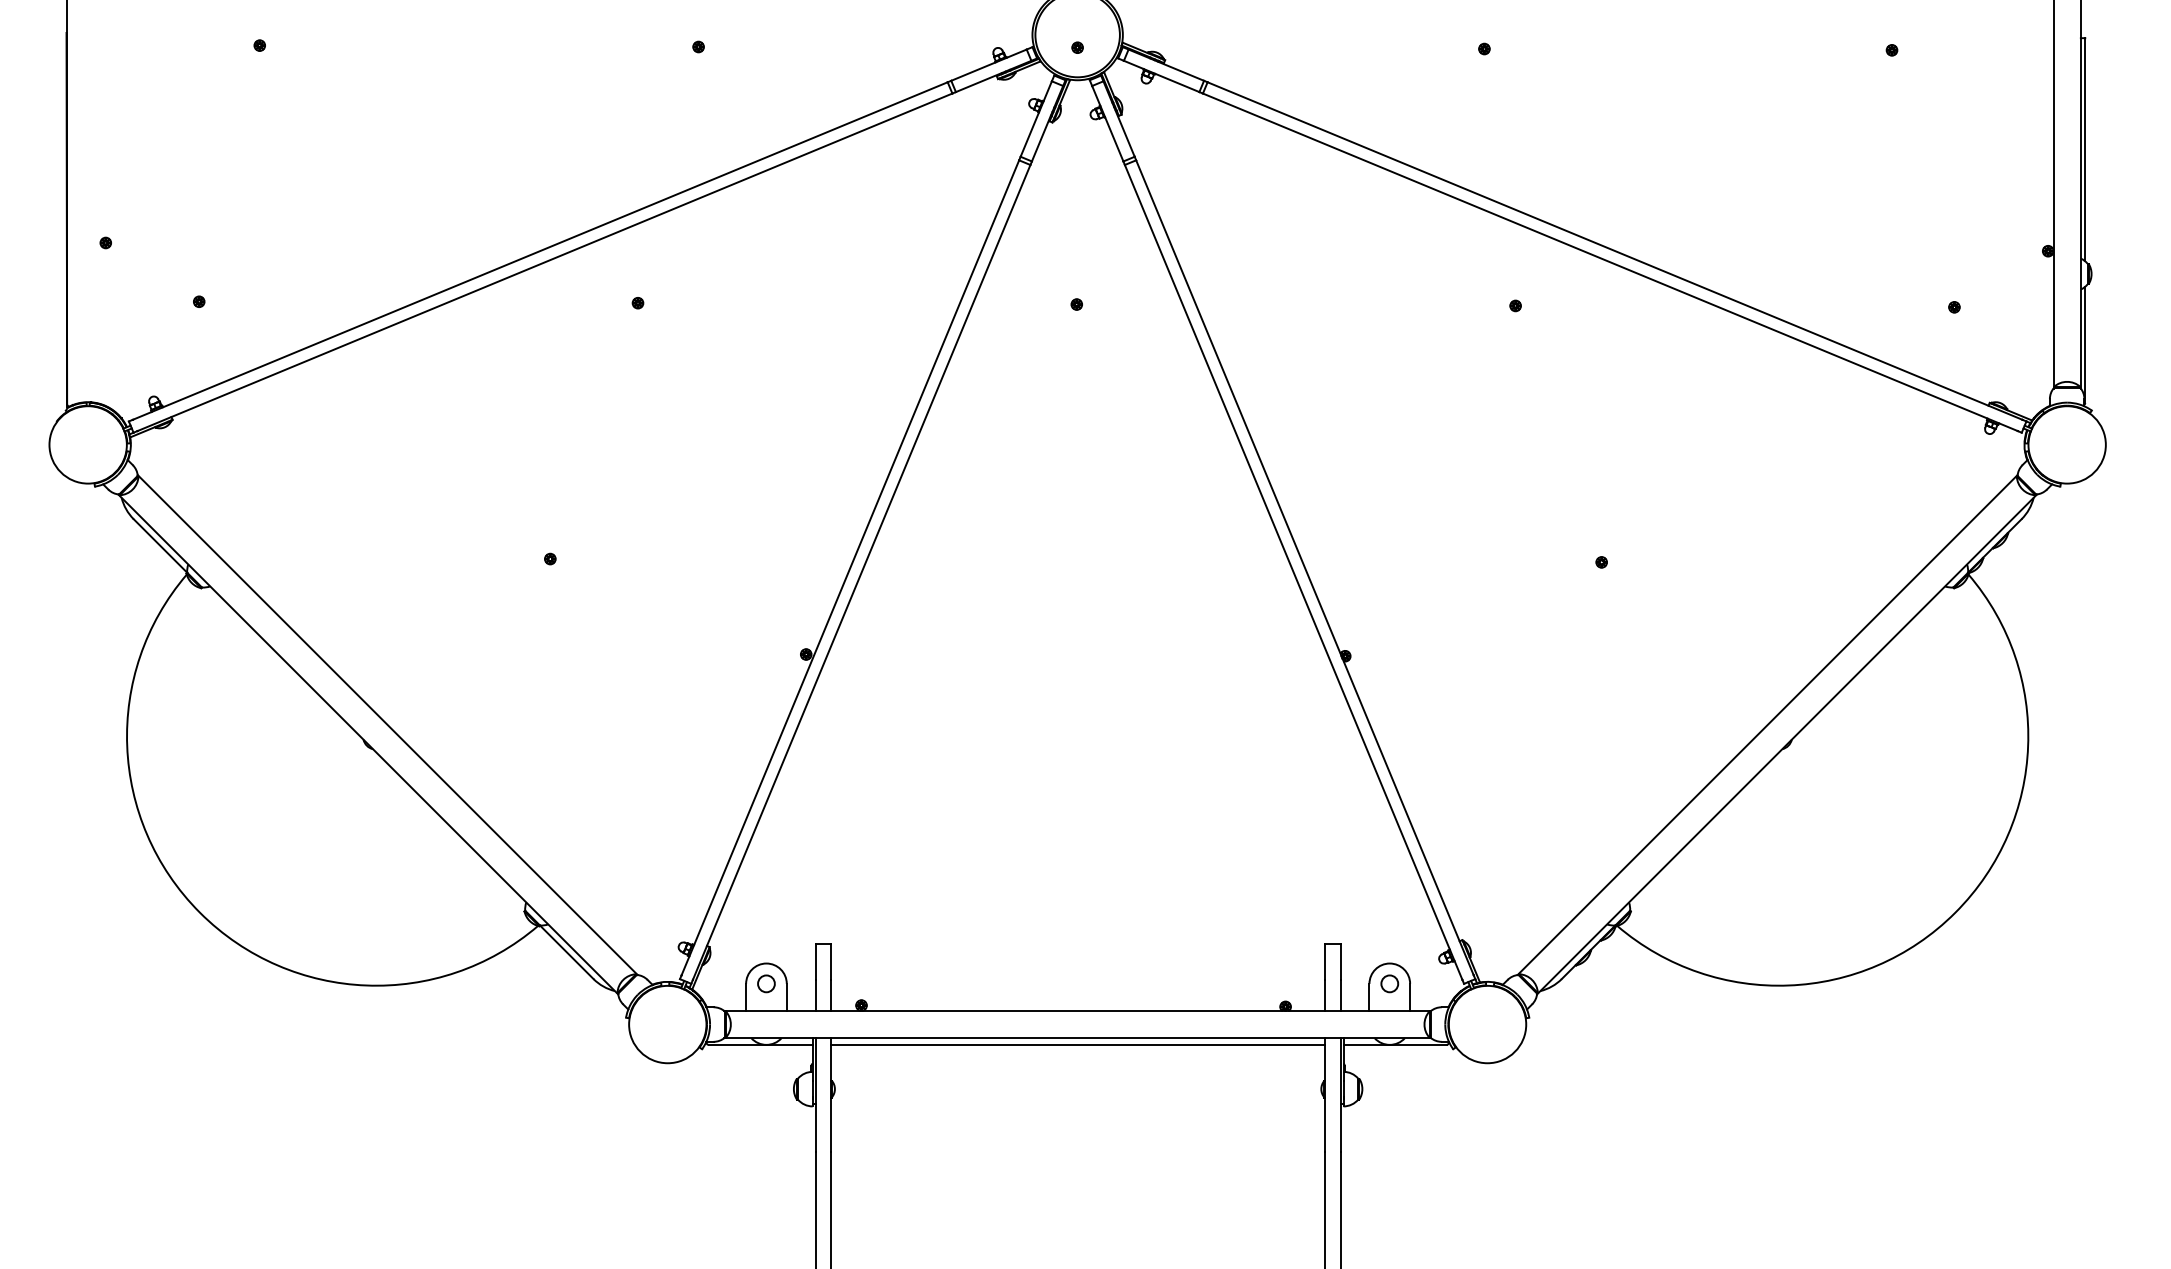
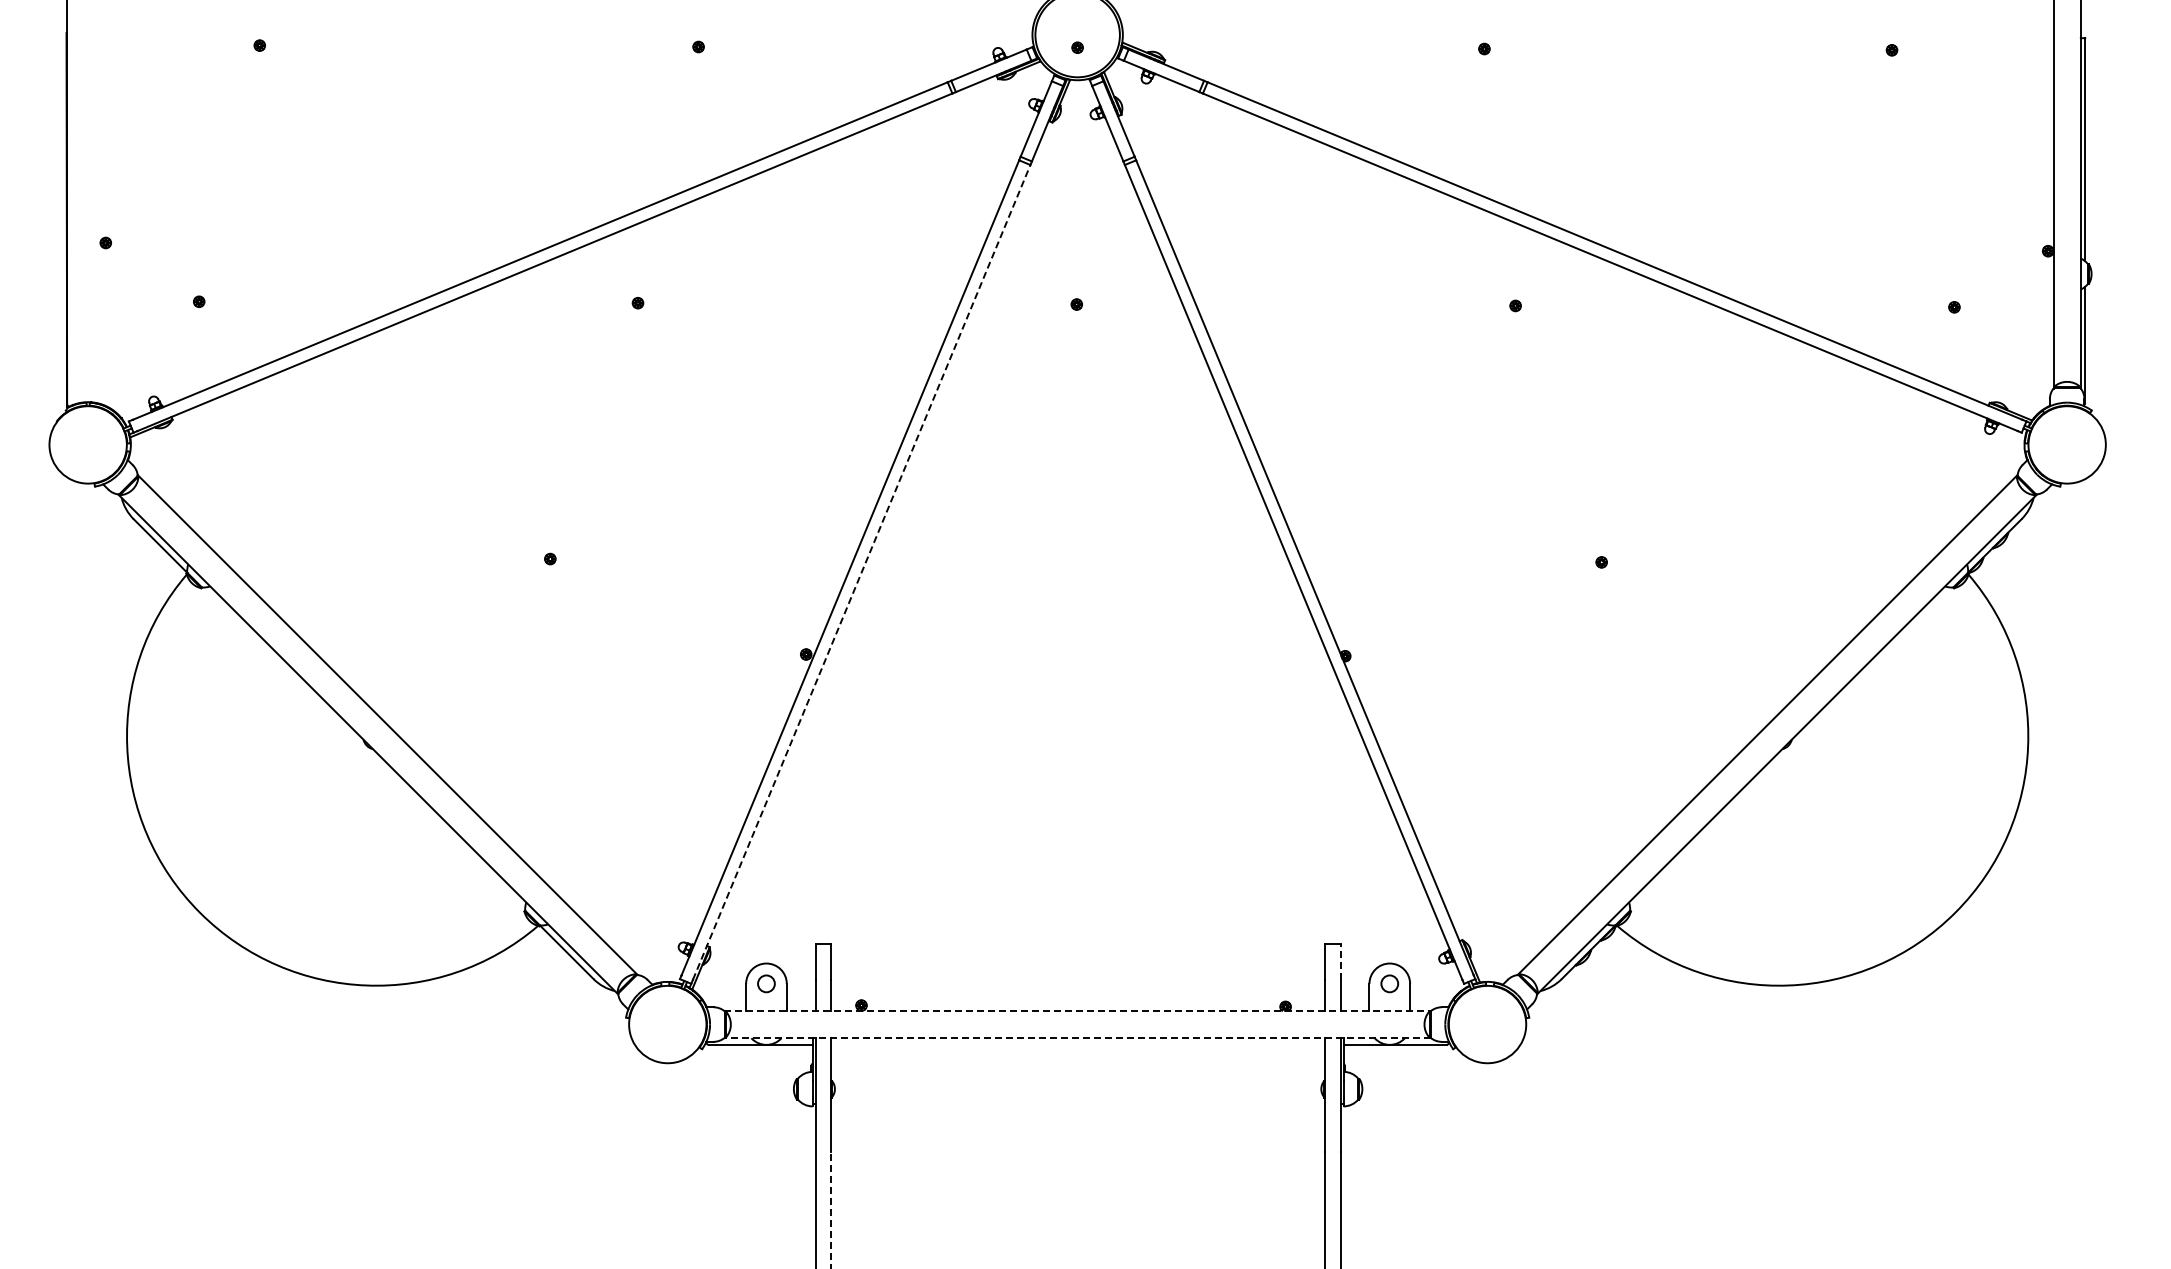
line: solid -> dashed (861, 572)
line: solid -> dashed (1340, 961)
line: solid -> dashed (1078, 1010)
line: solid -> dashed (1077, 1038)
line: present -> none (1077, 1044)
line: solid -> dashed (830, 1209)
